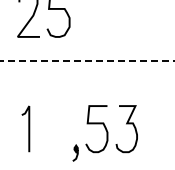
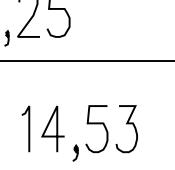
part: none -> present (6, 38)
line: dashed -> solid (87, 60)
line: none -> present (56, 128)
